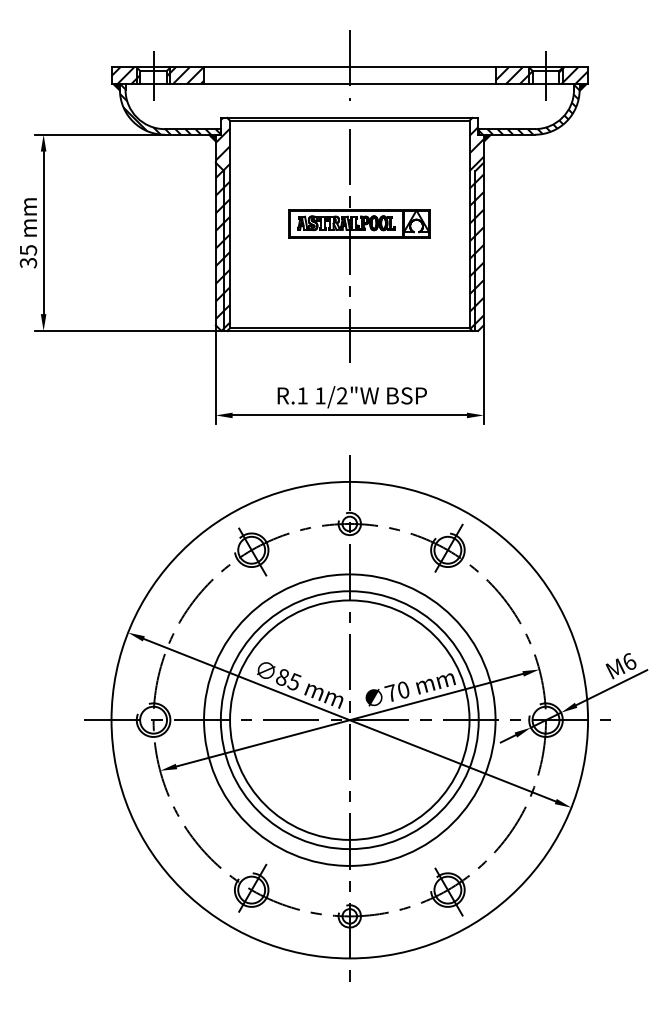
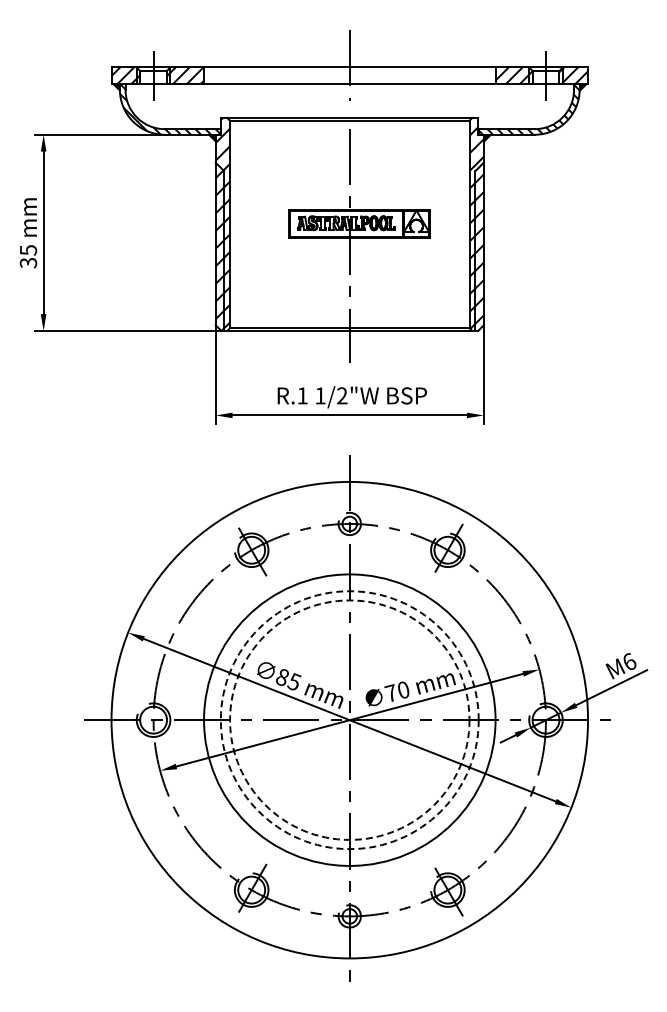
circle: solid -> dashed (349, 719)
circle: solid -> dashed (349, 720)
